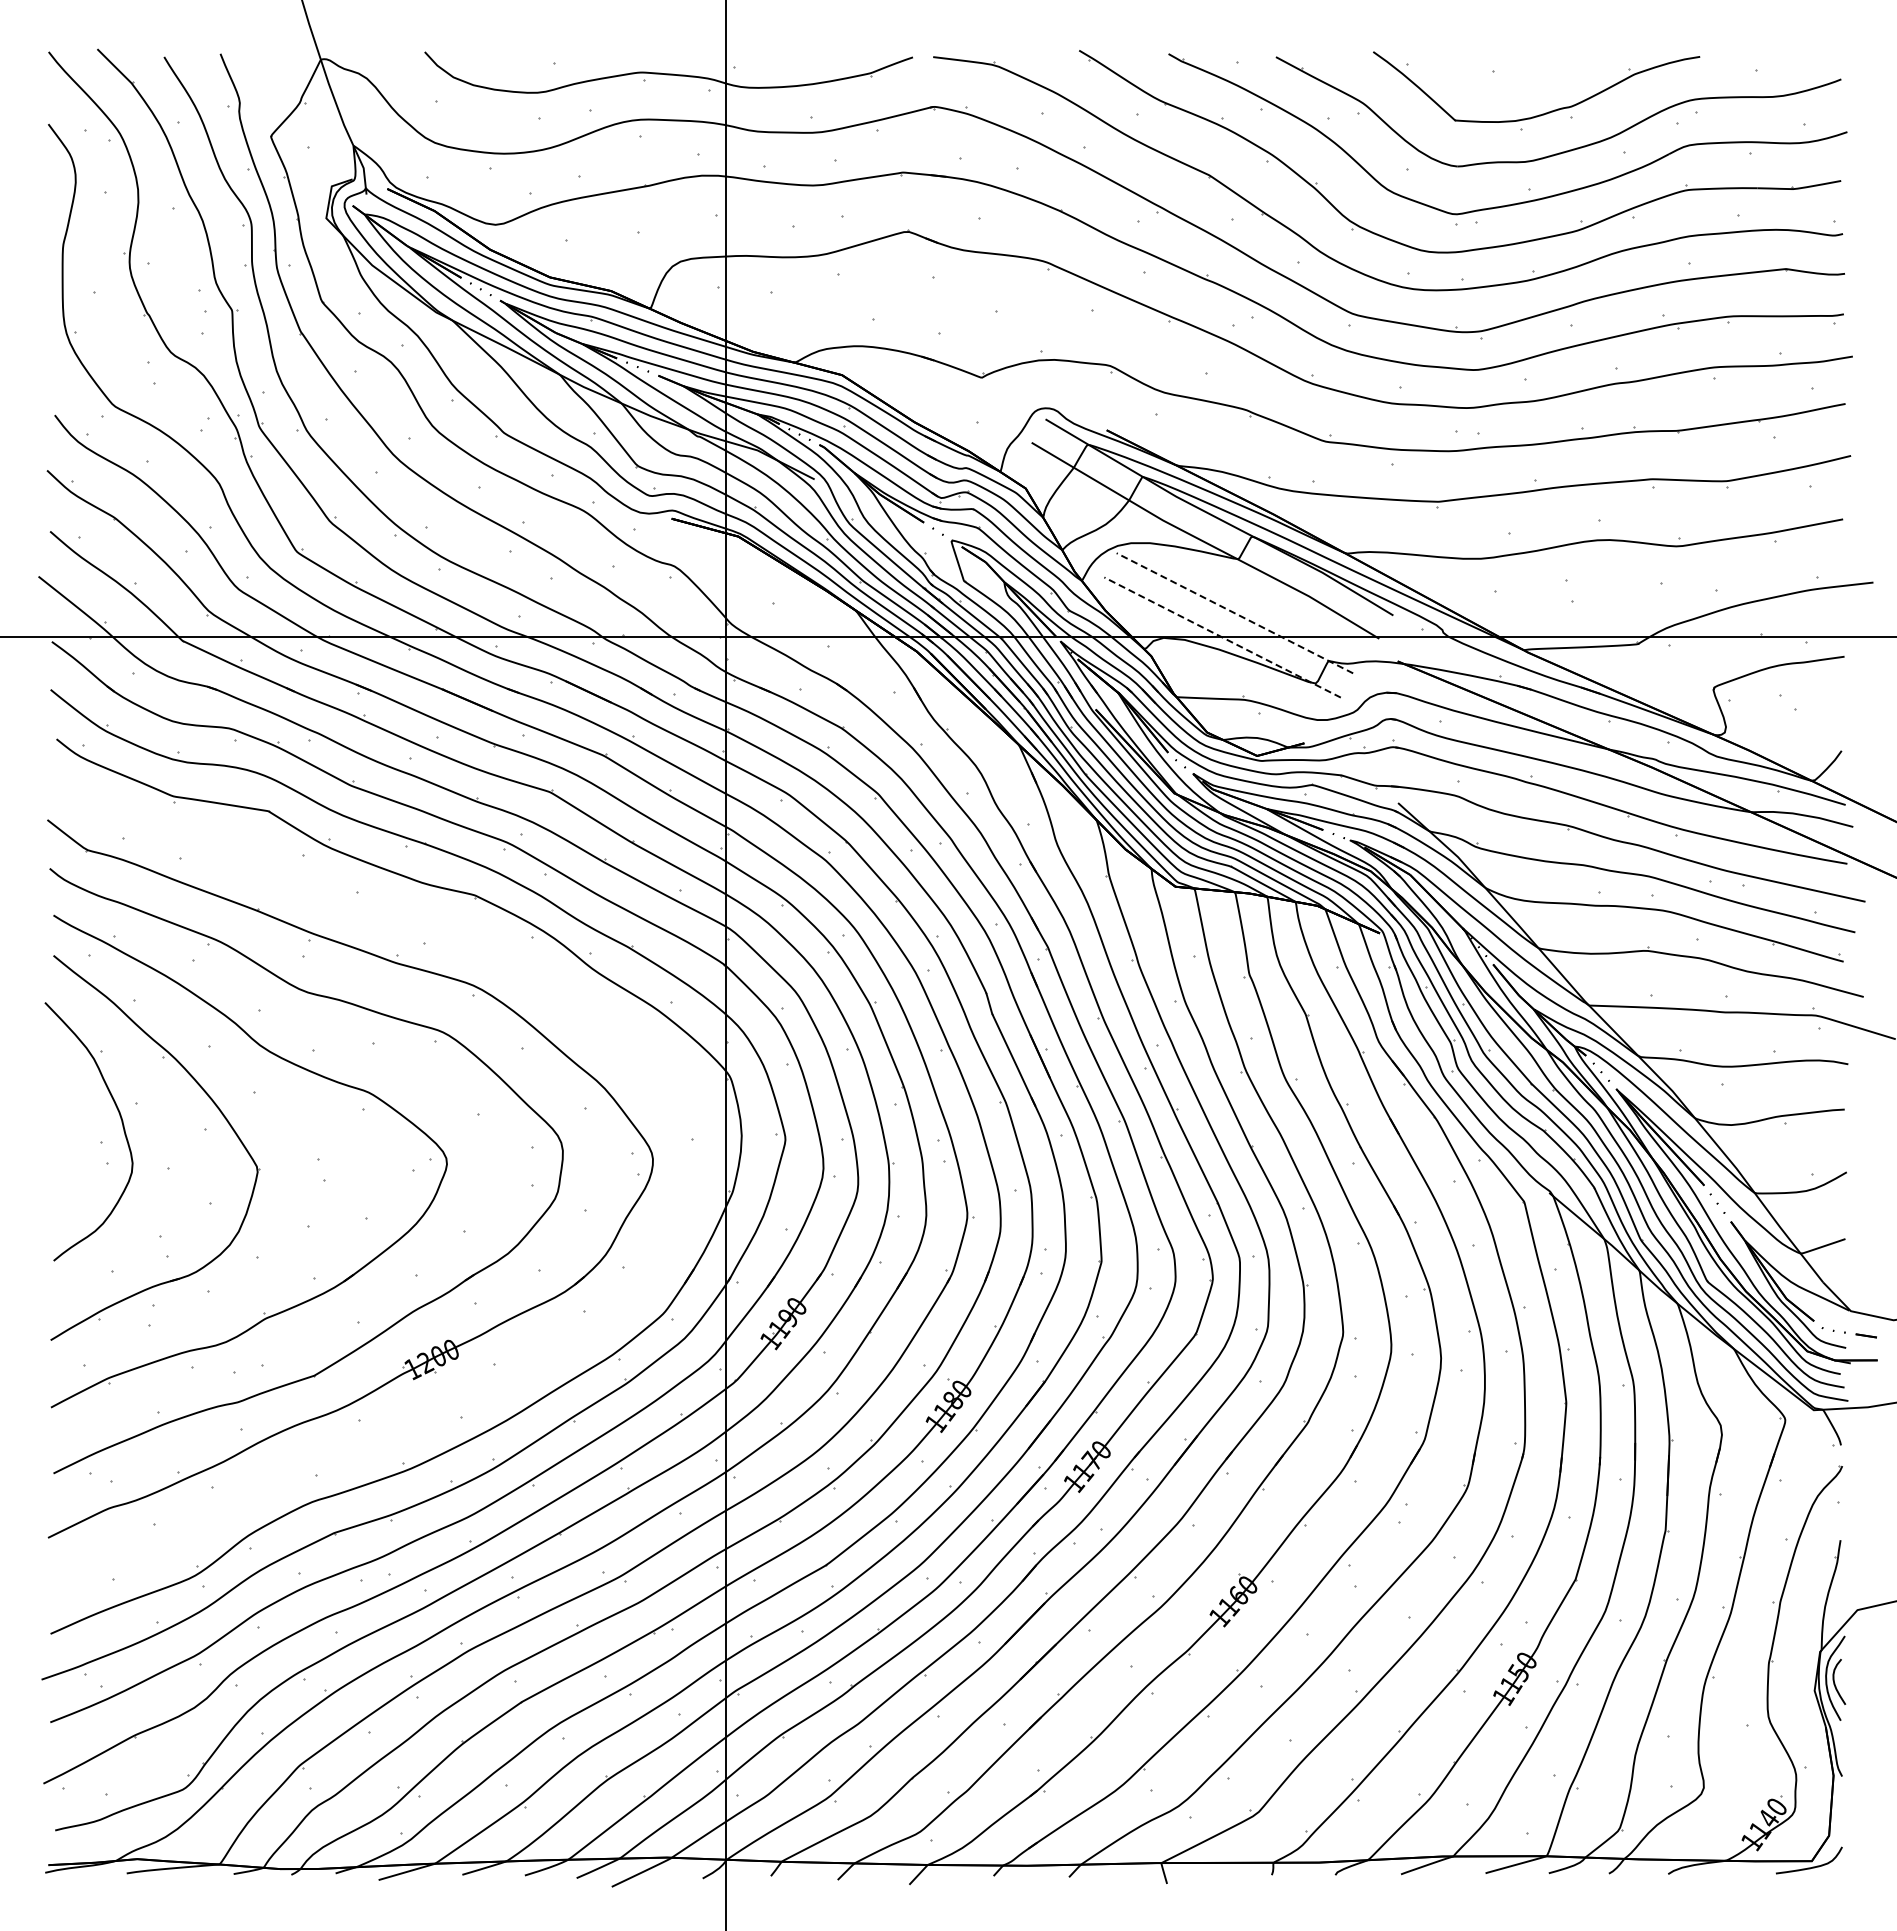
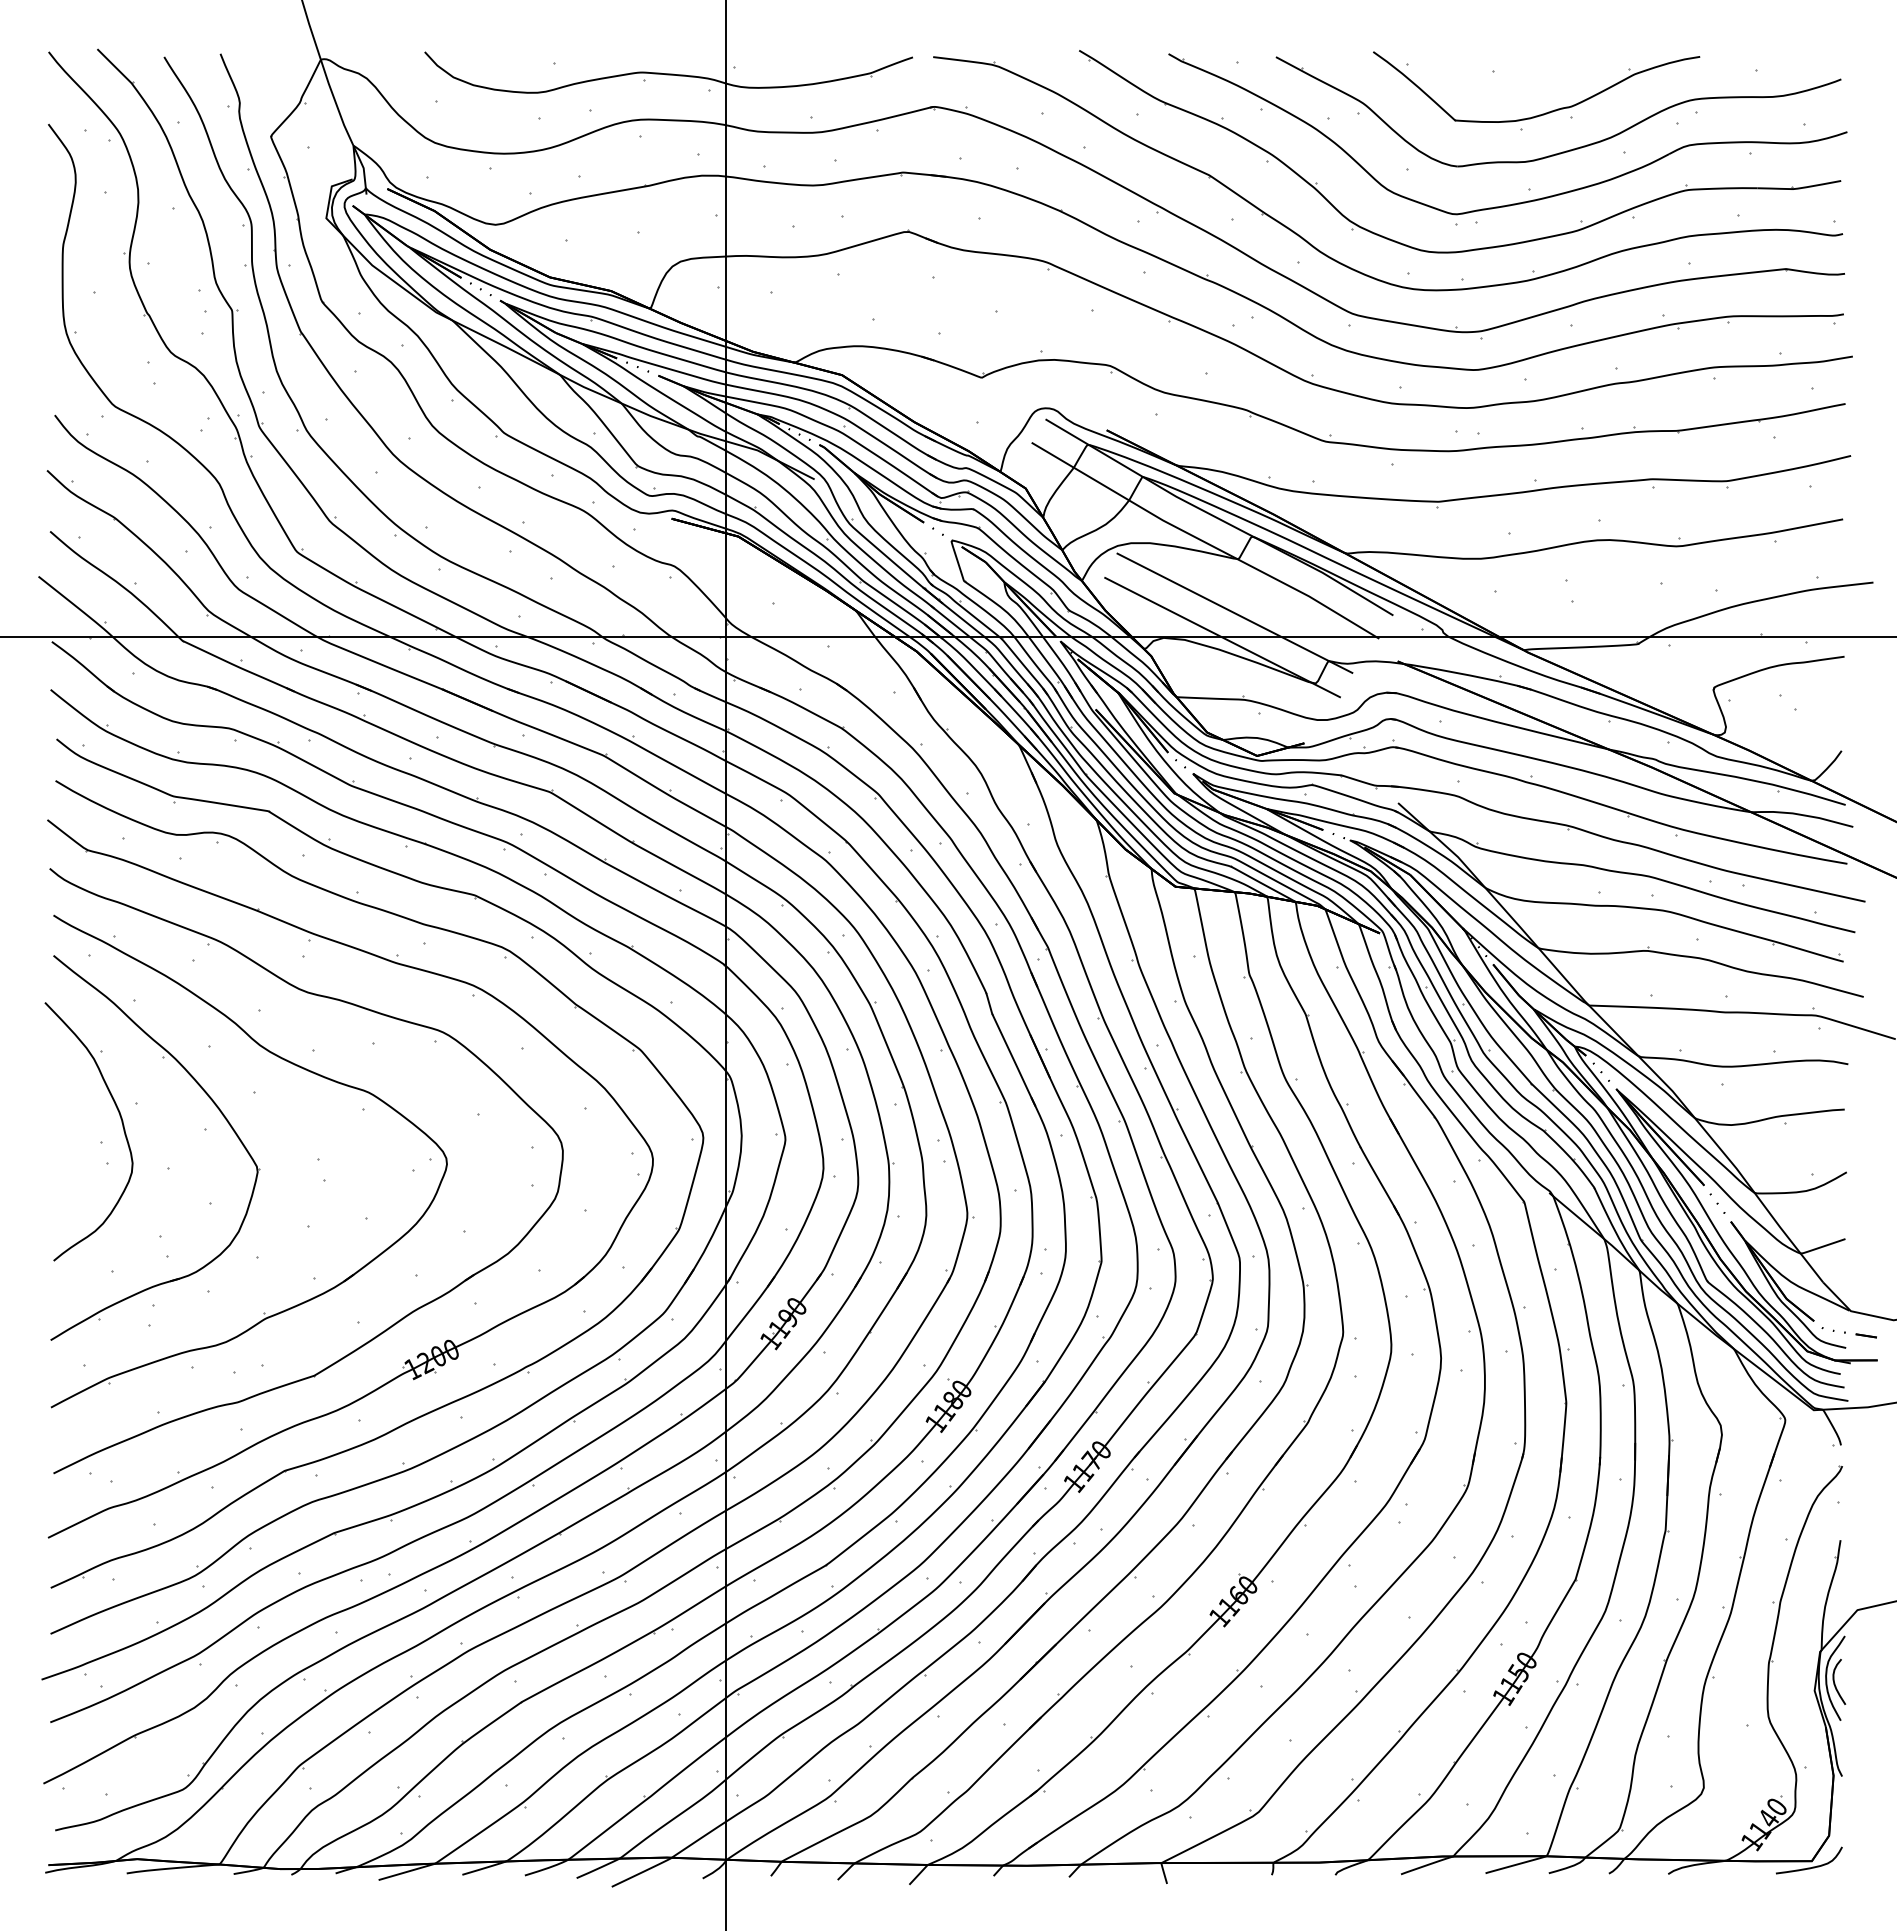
line: dashed -> solid (1234, 613)
line: dashed -> solid (1222, 637)
part: none -> present (474, 1391)
